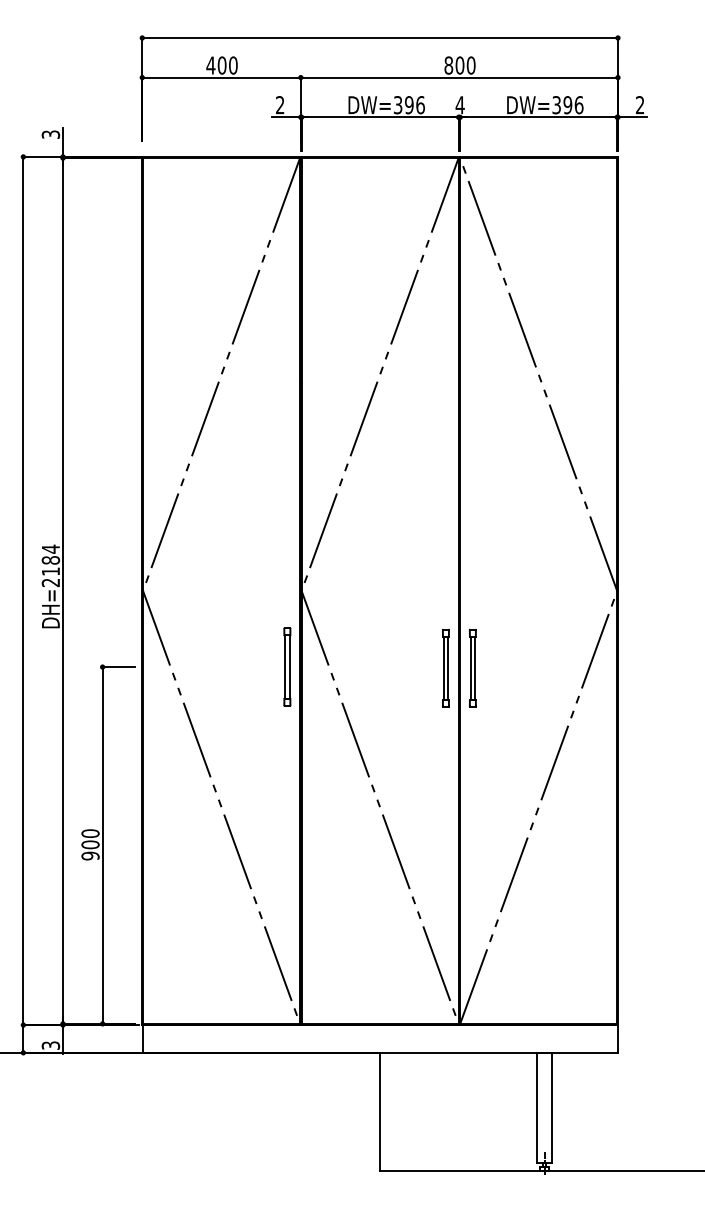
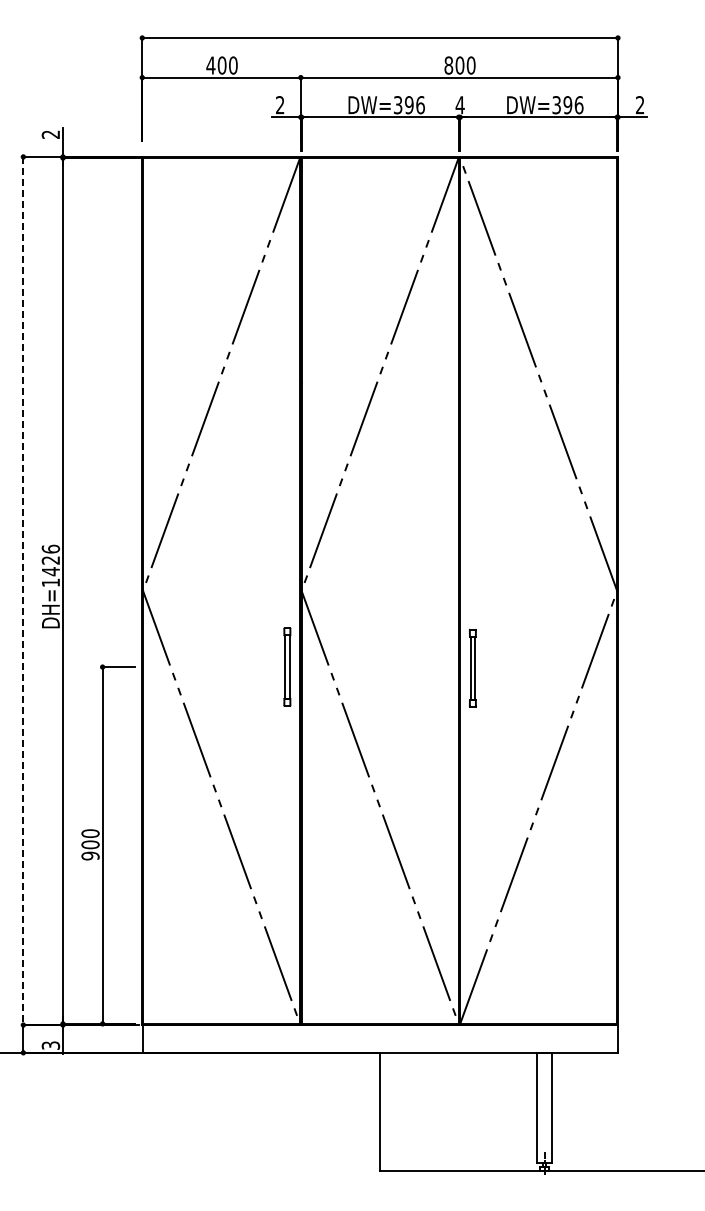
text: 3 -> 2 (51, 134)
text: DH=2184 -> DH=1426 (50, 565)
line: solid -> dashed (23, 591)
part: present -> none (445, 667)
